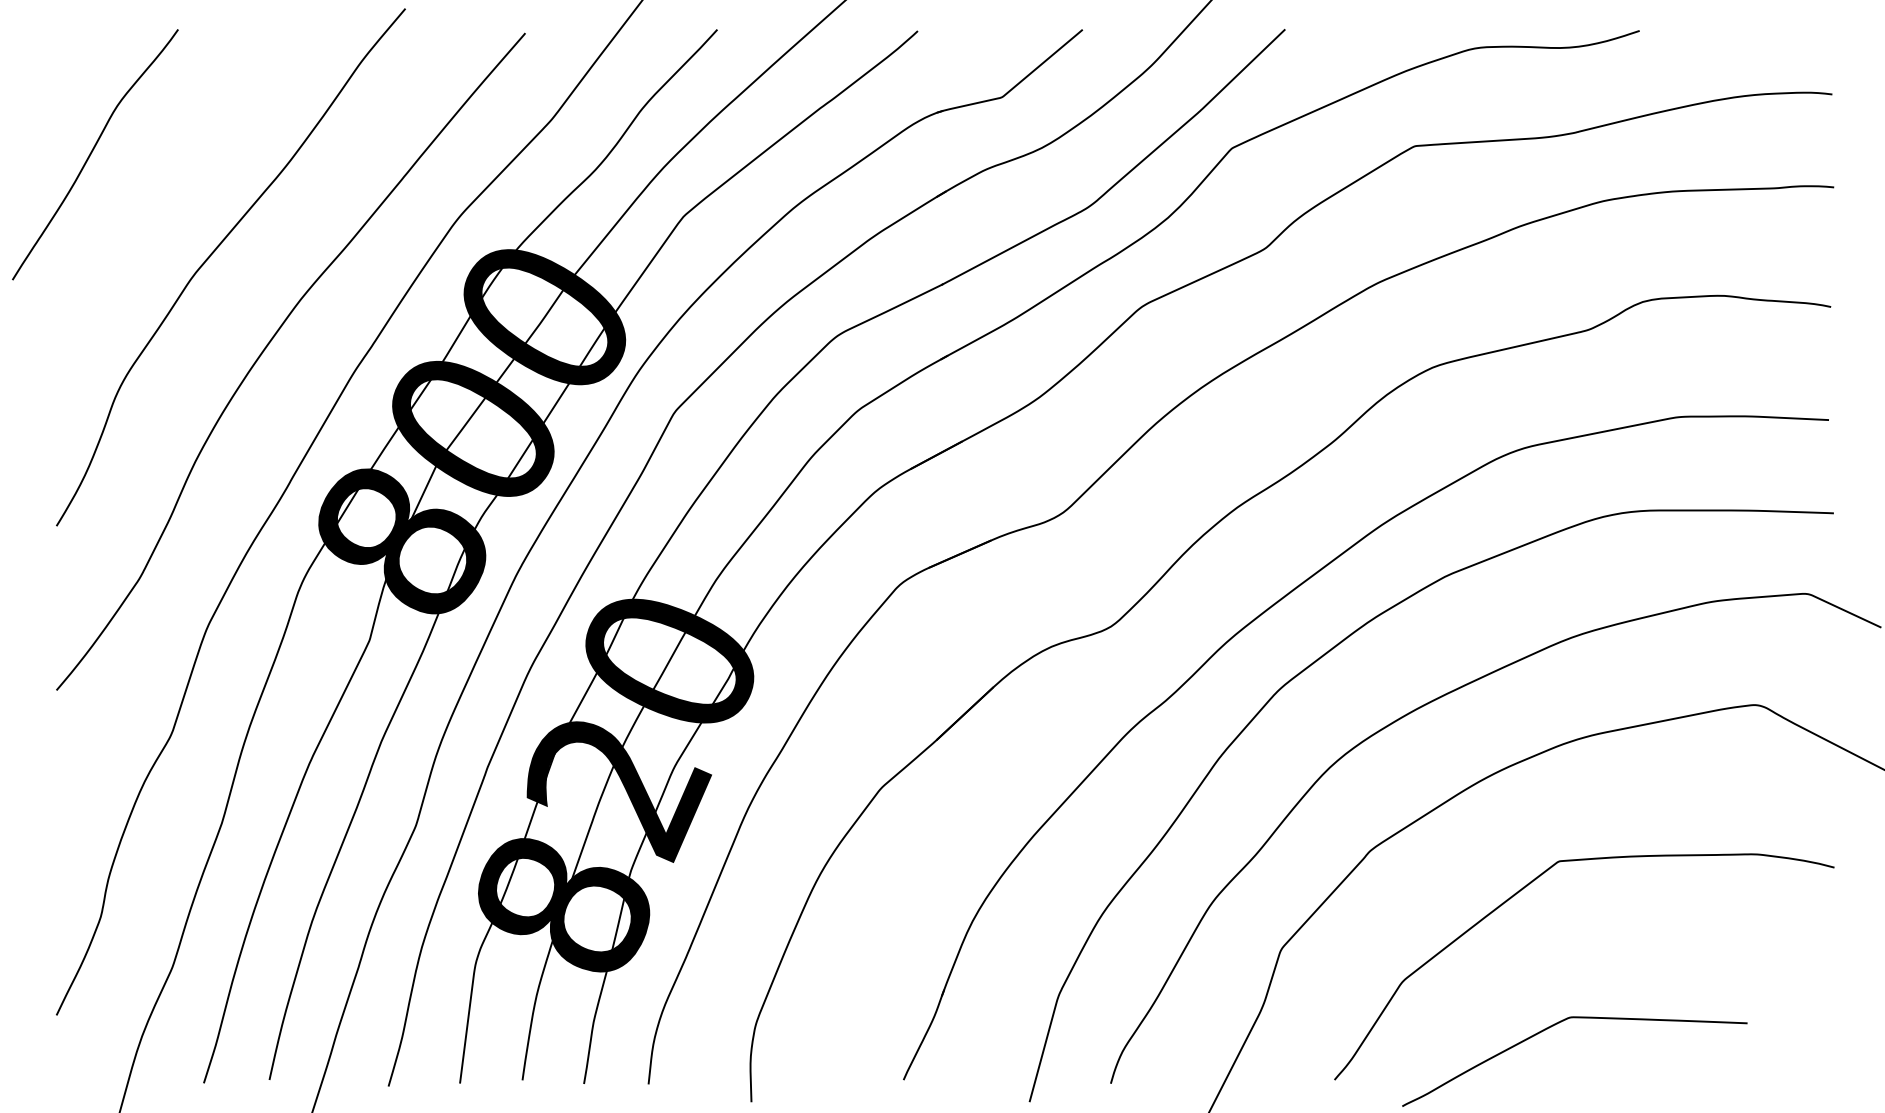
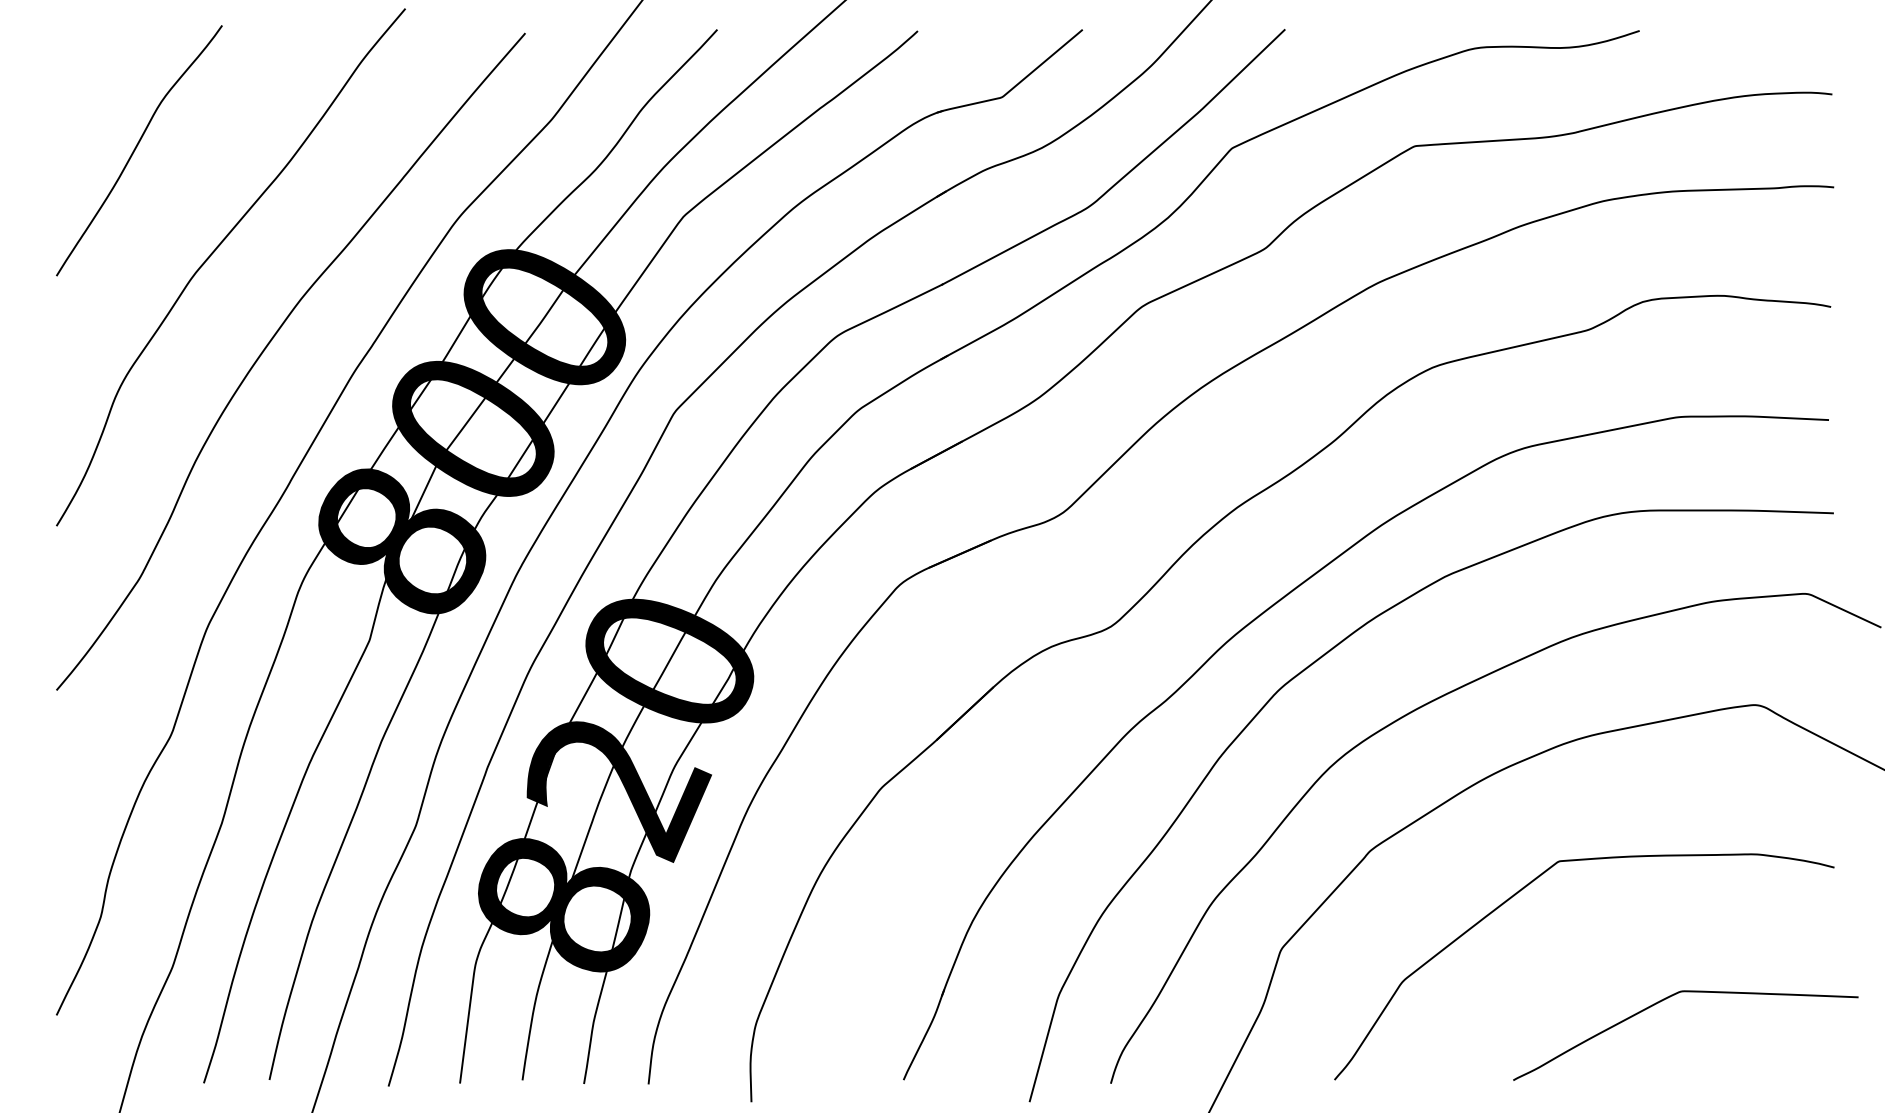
curve position: (92, 152) -> (136, 148) (136, 148)
curve position: (1555, 1025) -> (1666, 999) (1666, 999)
